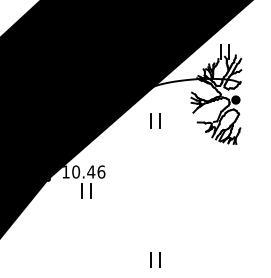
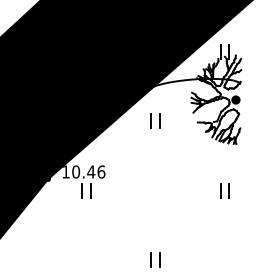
part: none -> present (224, 190)
